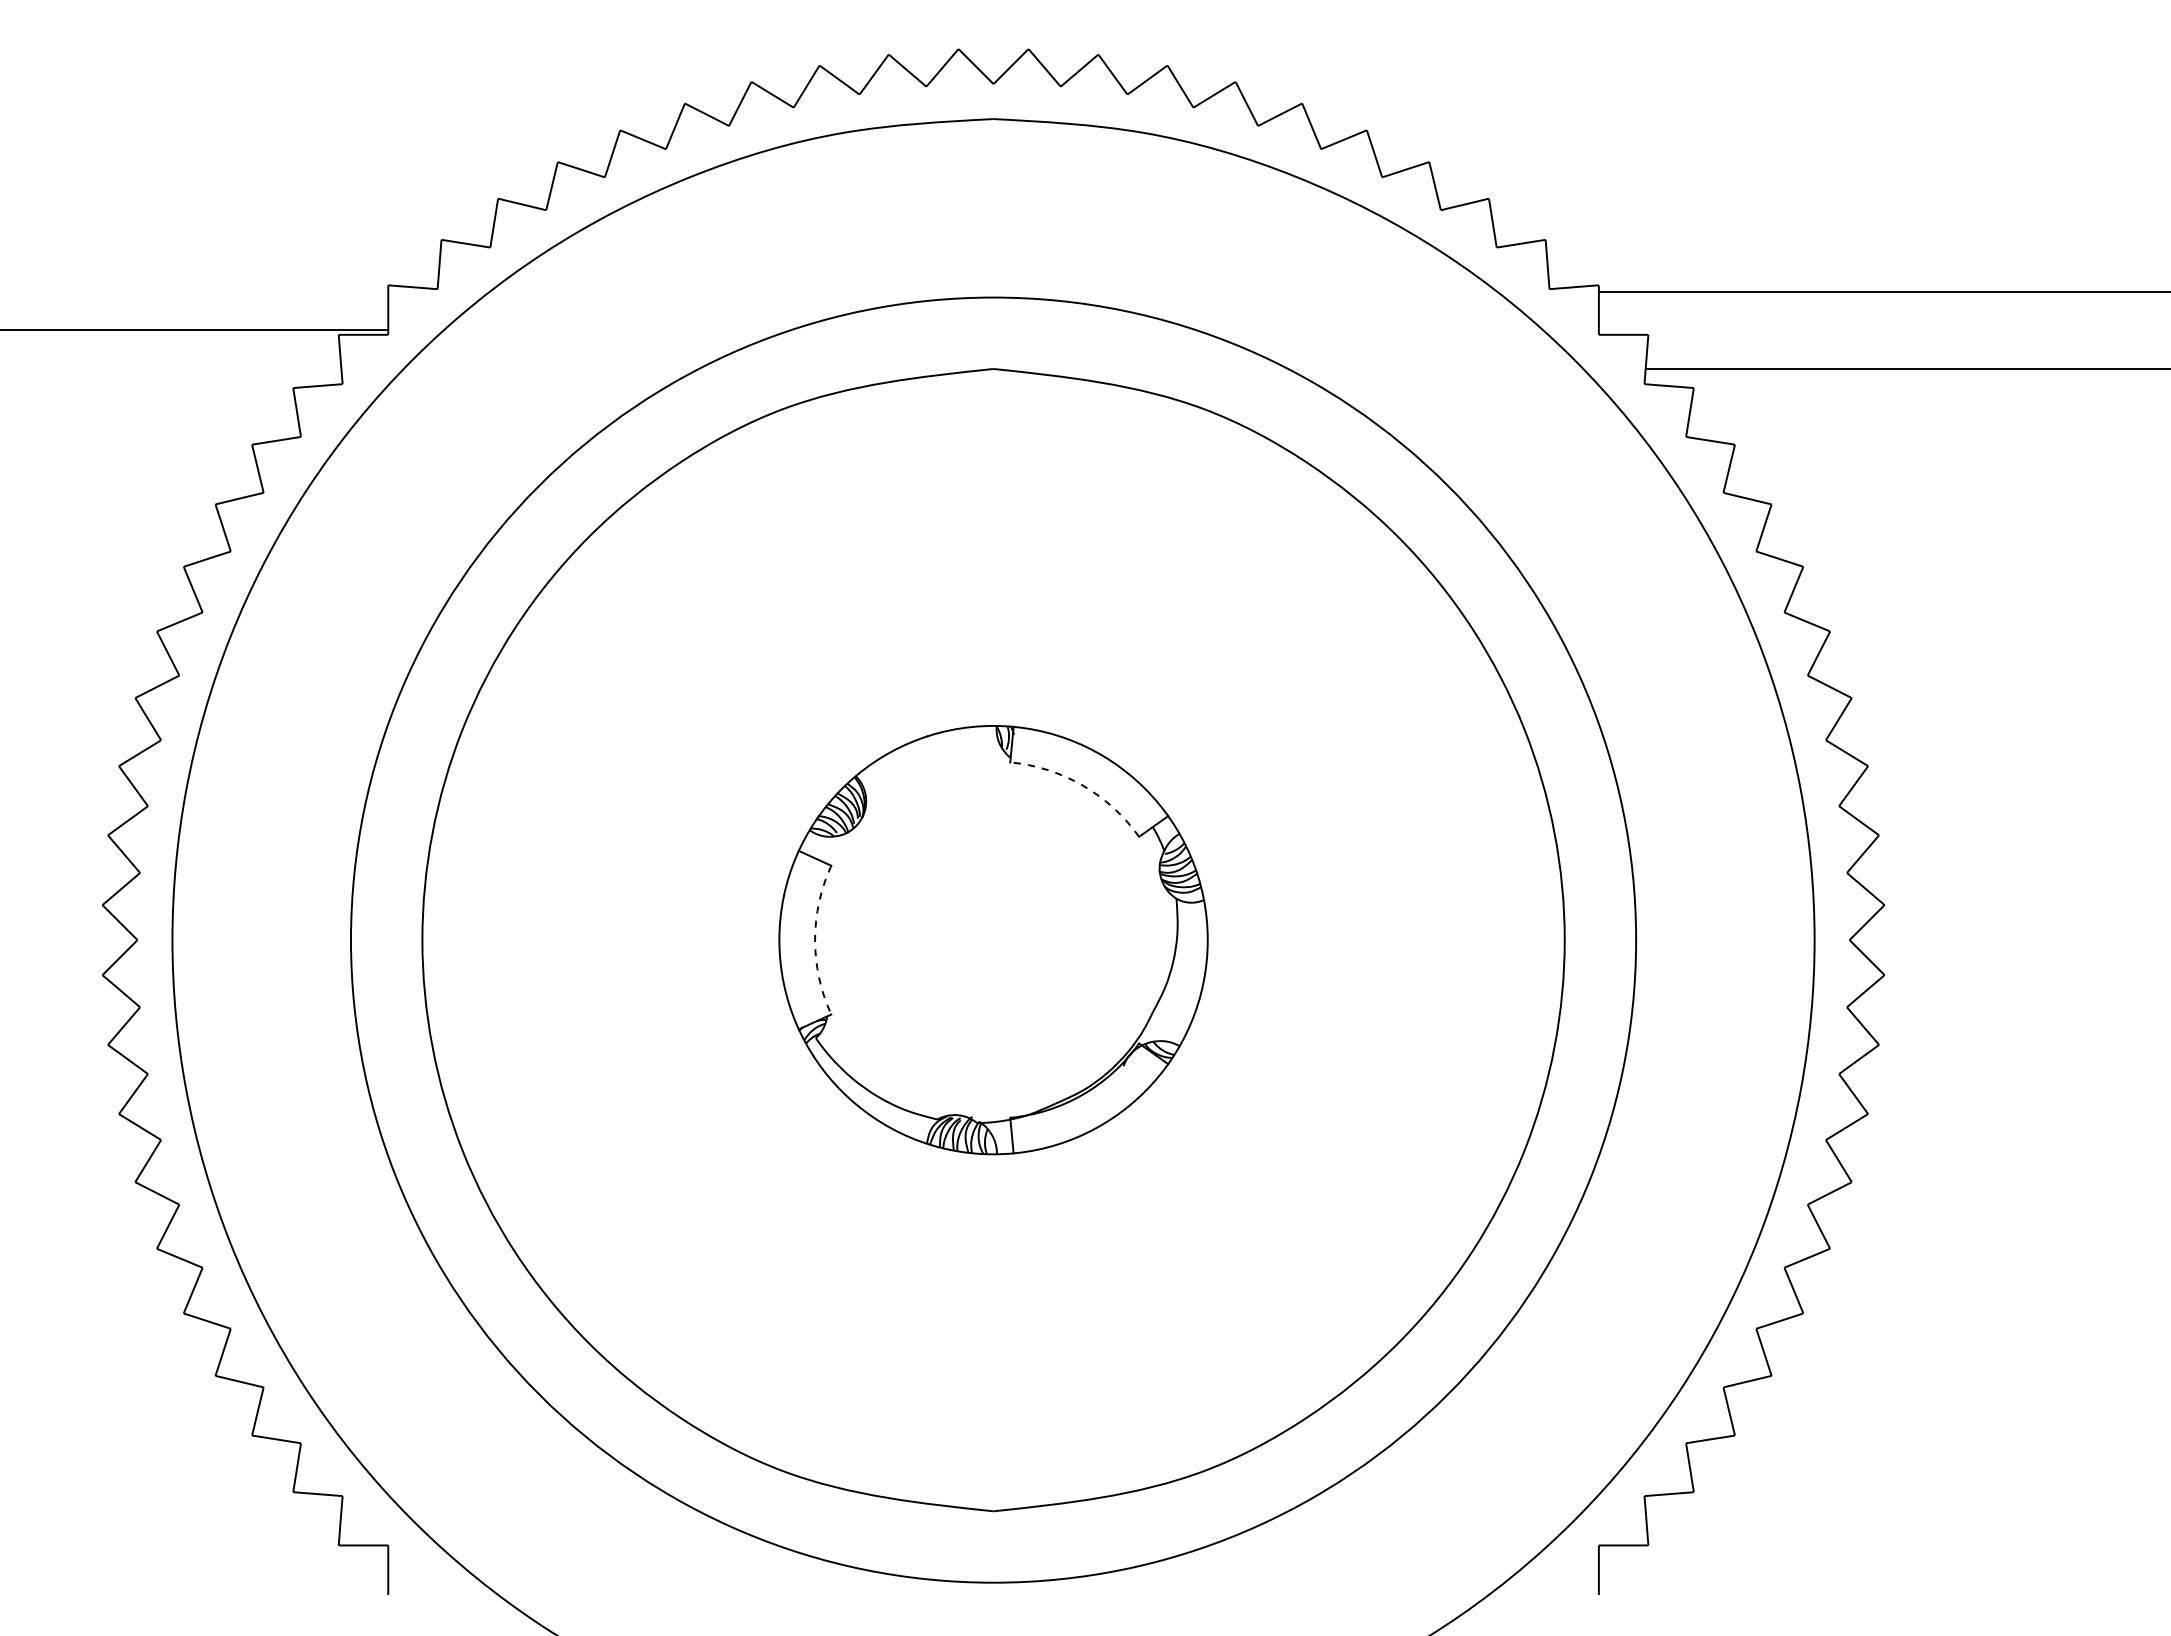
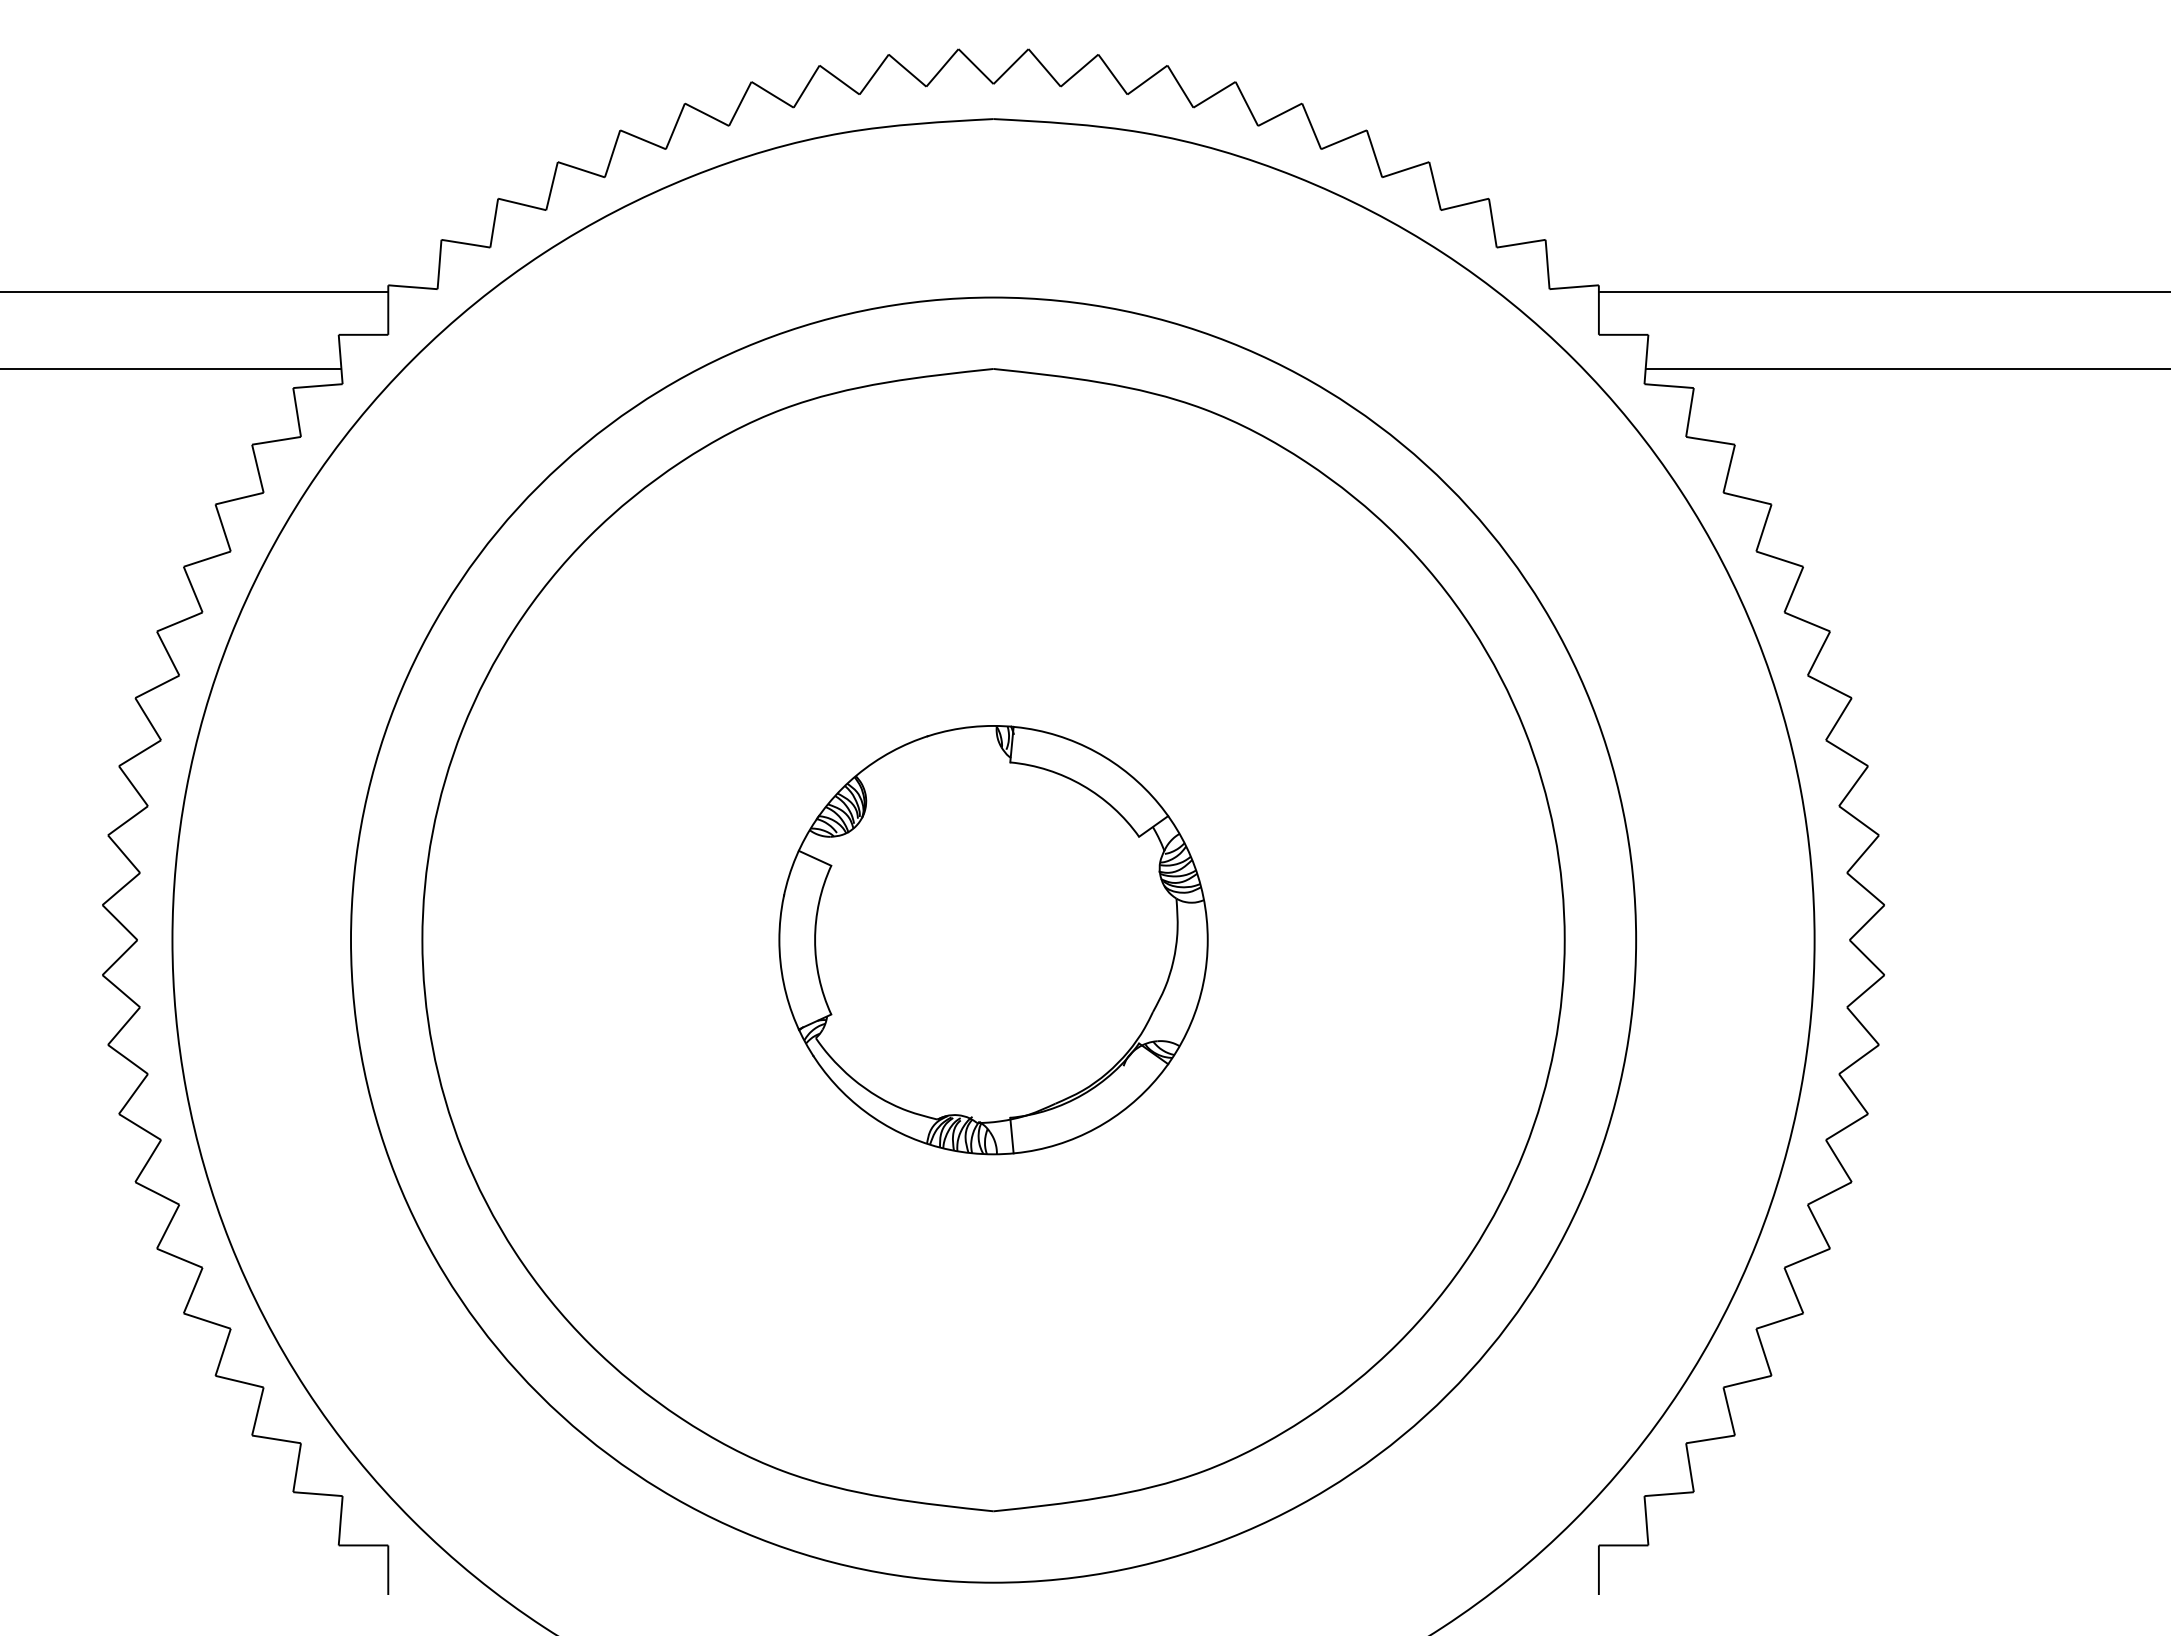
line position: (195, 330) -> (195, 292) (195, 292)
line: none -> present (171, 368)
arc: dashed -> solid (1082, 785)
arc: dashed -> solid (815, 940)
